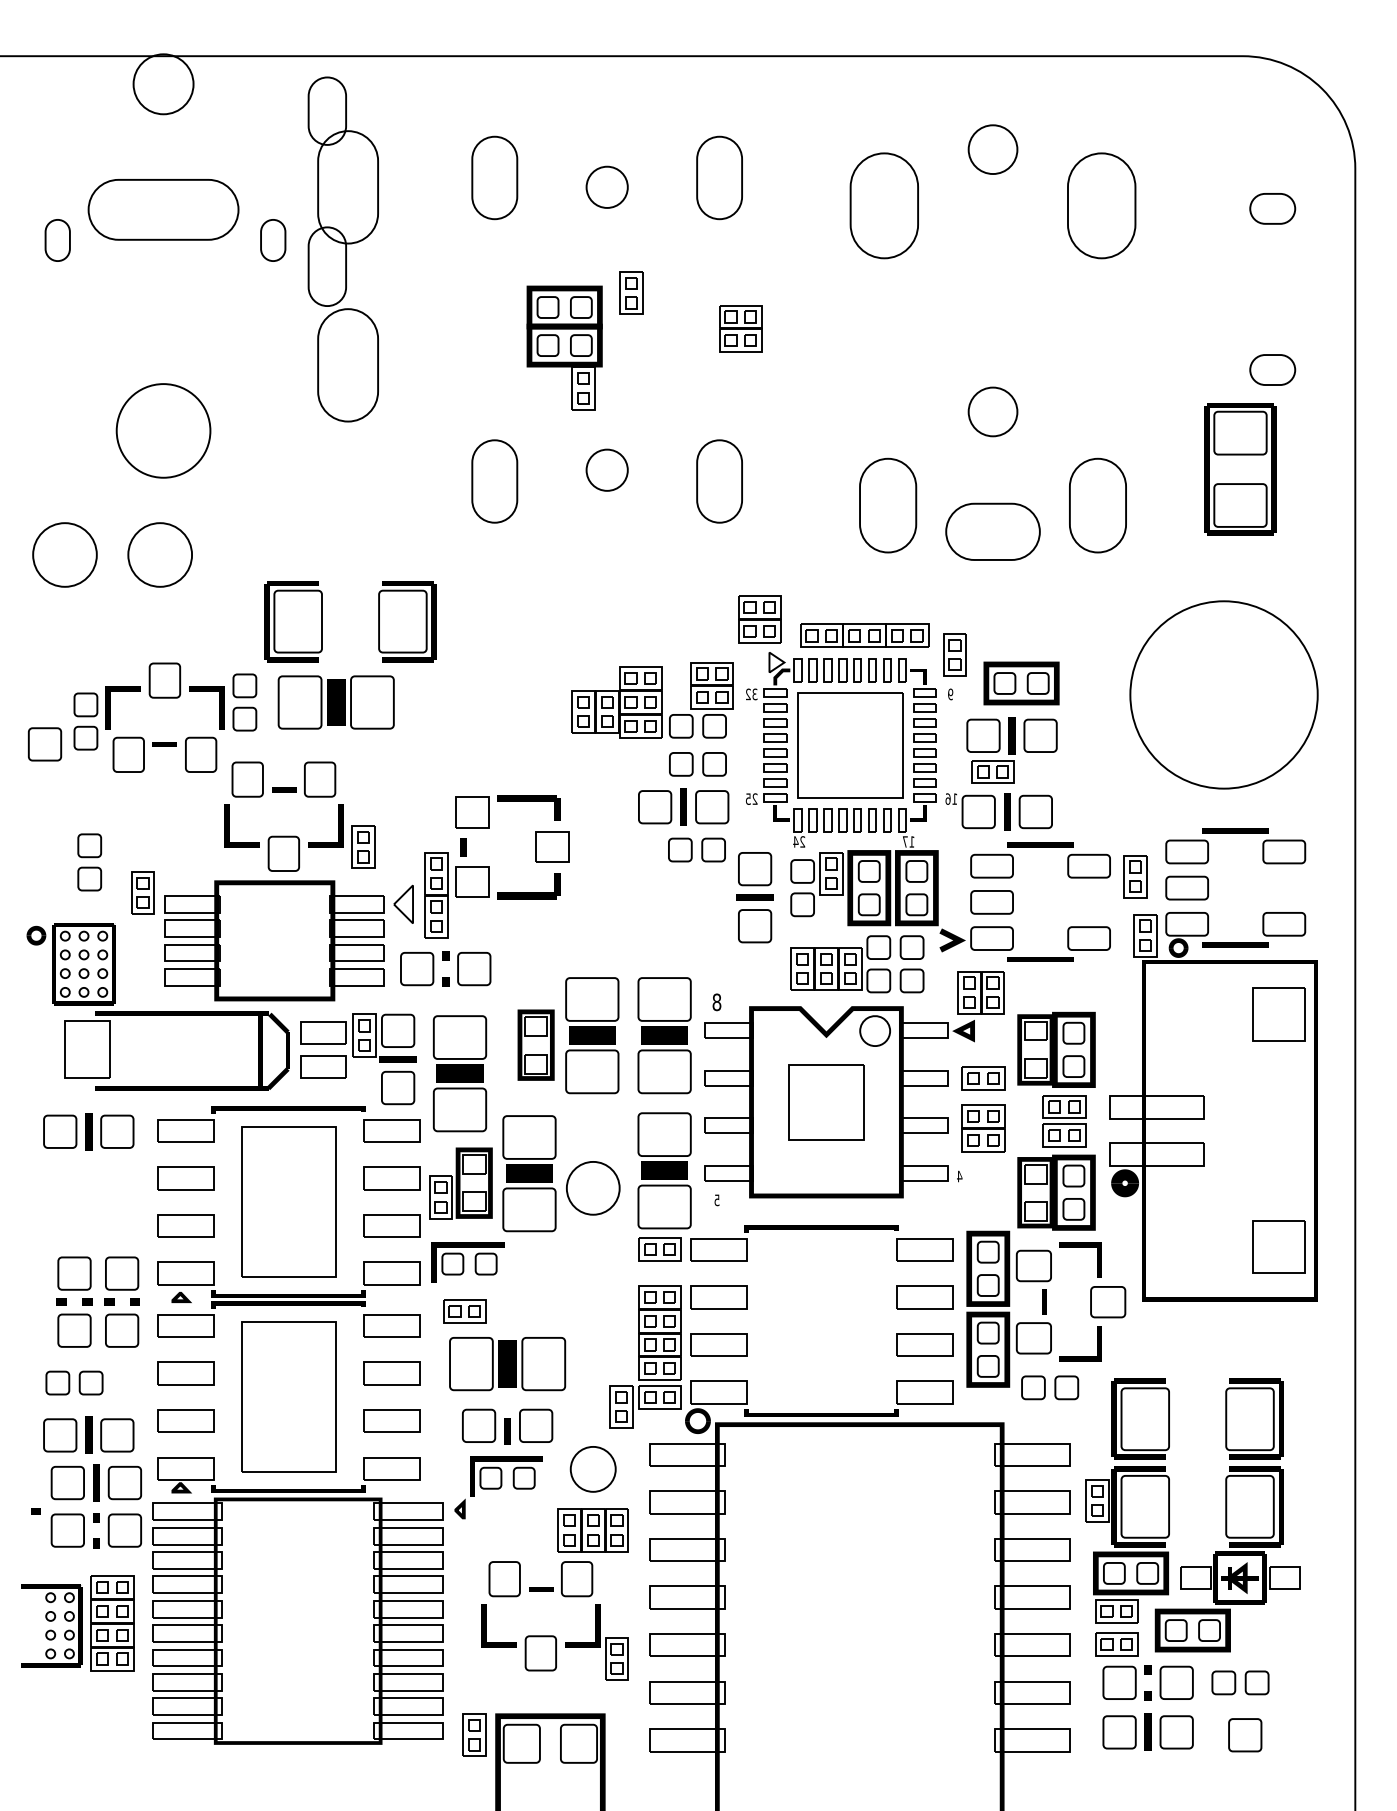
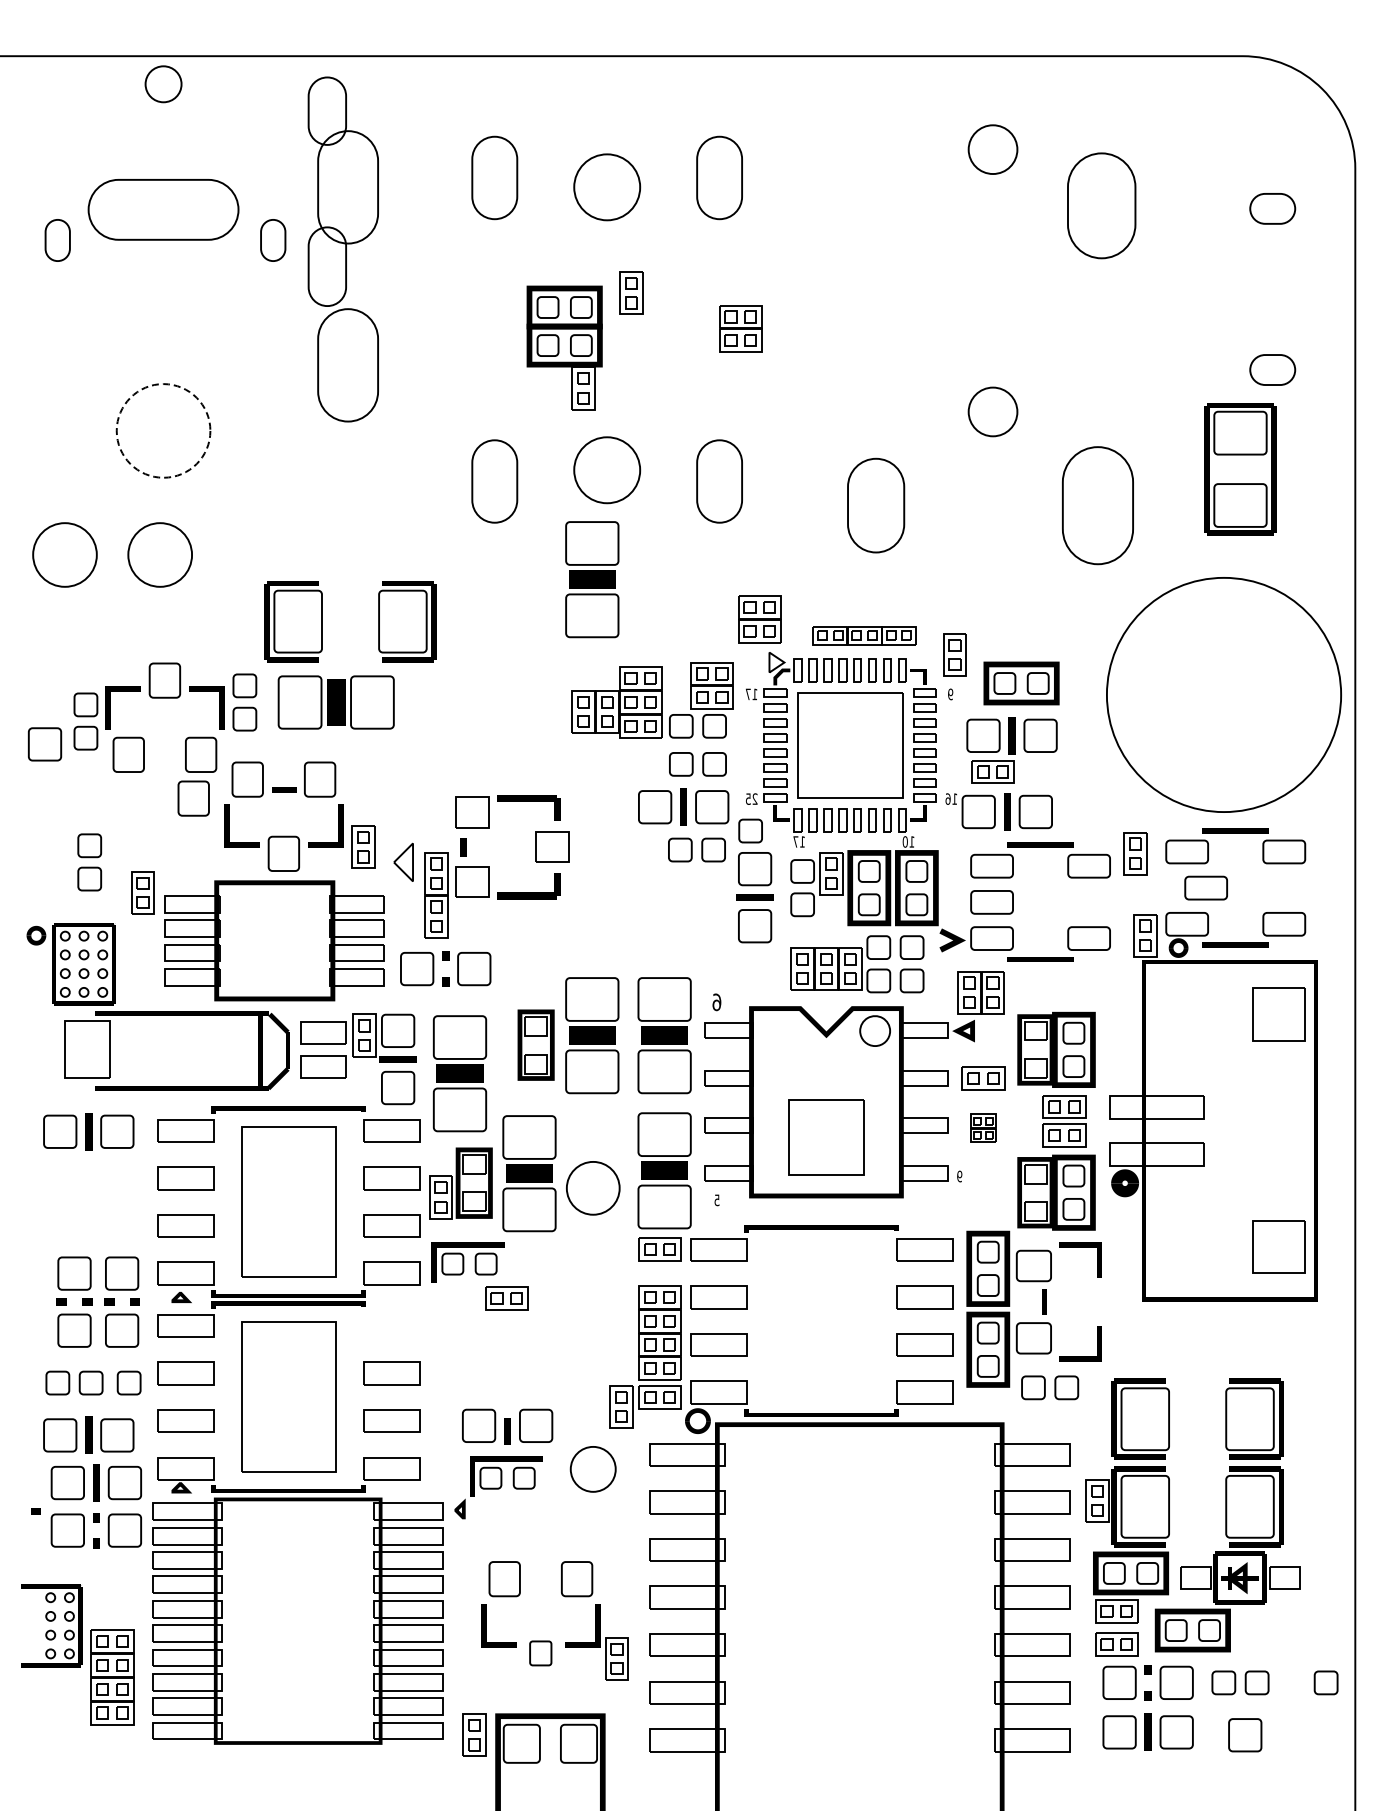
circle diameter: 60 px -> 36 px (163, 84)
circle diameter: 41 px -> 66 px (607, 187)
part: present -> none (883, 205)
circle: solid -> dashed (163, 430)
circle diameter: 41 px -> 66 px (607, 470)
part position: (888, 505) -> (876, 505) (876, 505)
part size: 58x97 px -> 72x120 px (1097, 505)
part: present -> none (992, 531)
part: none -> present (592, 579)
part size: 130x25 px -> 105x20 px (864, 635)
text: 32 -> 17 (751, 694)
circle diameter: 187 px -> 234 px (1223, 694)
line: present -> none (164, 744)
part: none -> present (193, 798)
part: none -> present (750, 830)
text: 24 -> 17 (799, 841)
text: 17 -> 10 (904, 841)
part position: (1135, 876) -> (1135, 853) (1135, 853)
part position: (1186, 887) -> (1205, 887) (1205, 887)
part position: (403, 903) -> (403, 861) (403, 861)
text: 8 -> 6 (716, 1001)
part position: (826, 1102) -> (826, 1137) (826, 1137)
part size: 45x49 px -> 27x30 px (983, 1127)
text: 4 -> 9 (959, 1176)
part: present -> none (1108, 1302)
part position: (464, 1311) -> (506, 1298) (506, 1298)
part: present -> none (391, 1325)
part: present -> none (507, 1364)
part: none -> present (128, 1382)
part: present -> none (592, 1530)
line: present -> none (541, 1589)
part position: (112, 1623) -> (112, 1677) (112, 1677)
part size: 33x37 px -> 24x27 px (540, 1653)
part: none -> present (1325, 1682)
